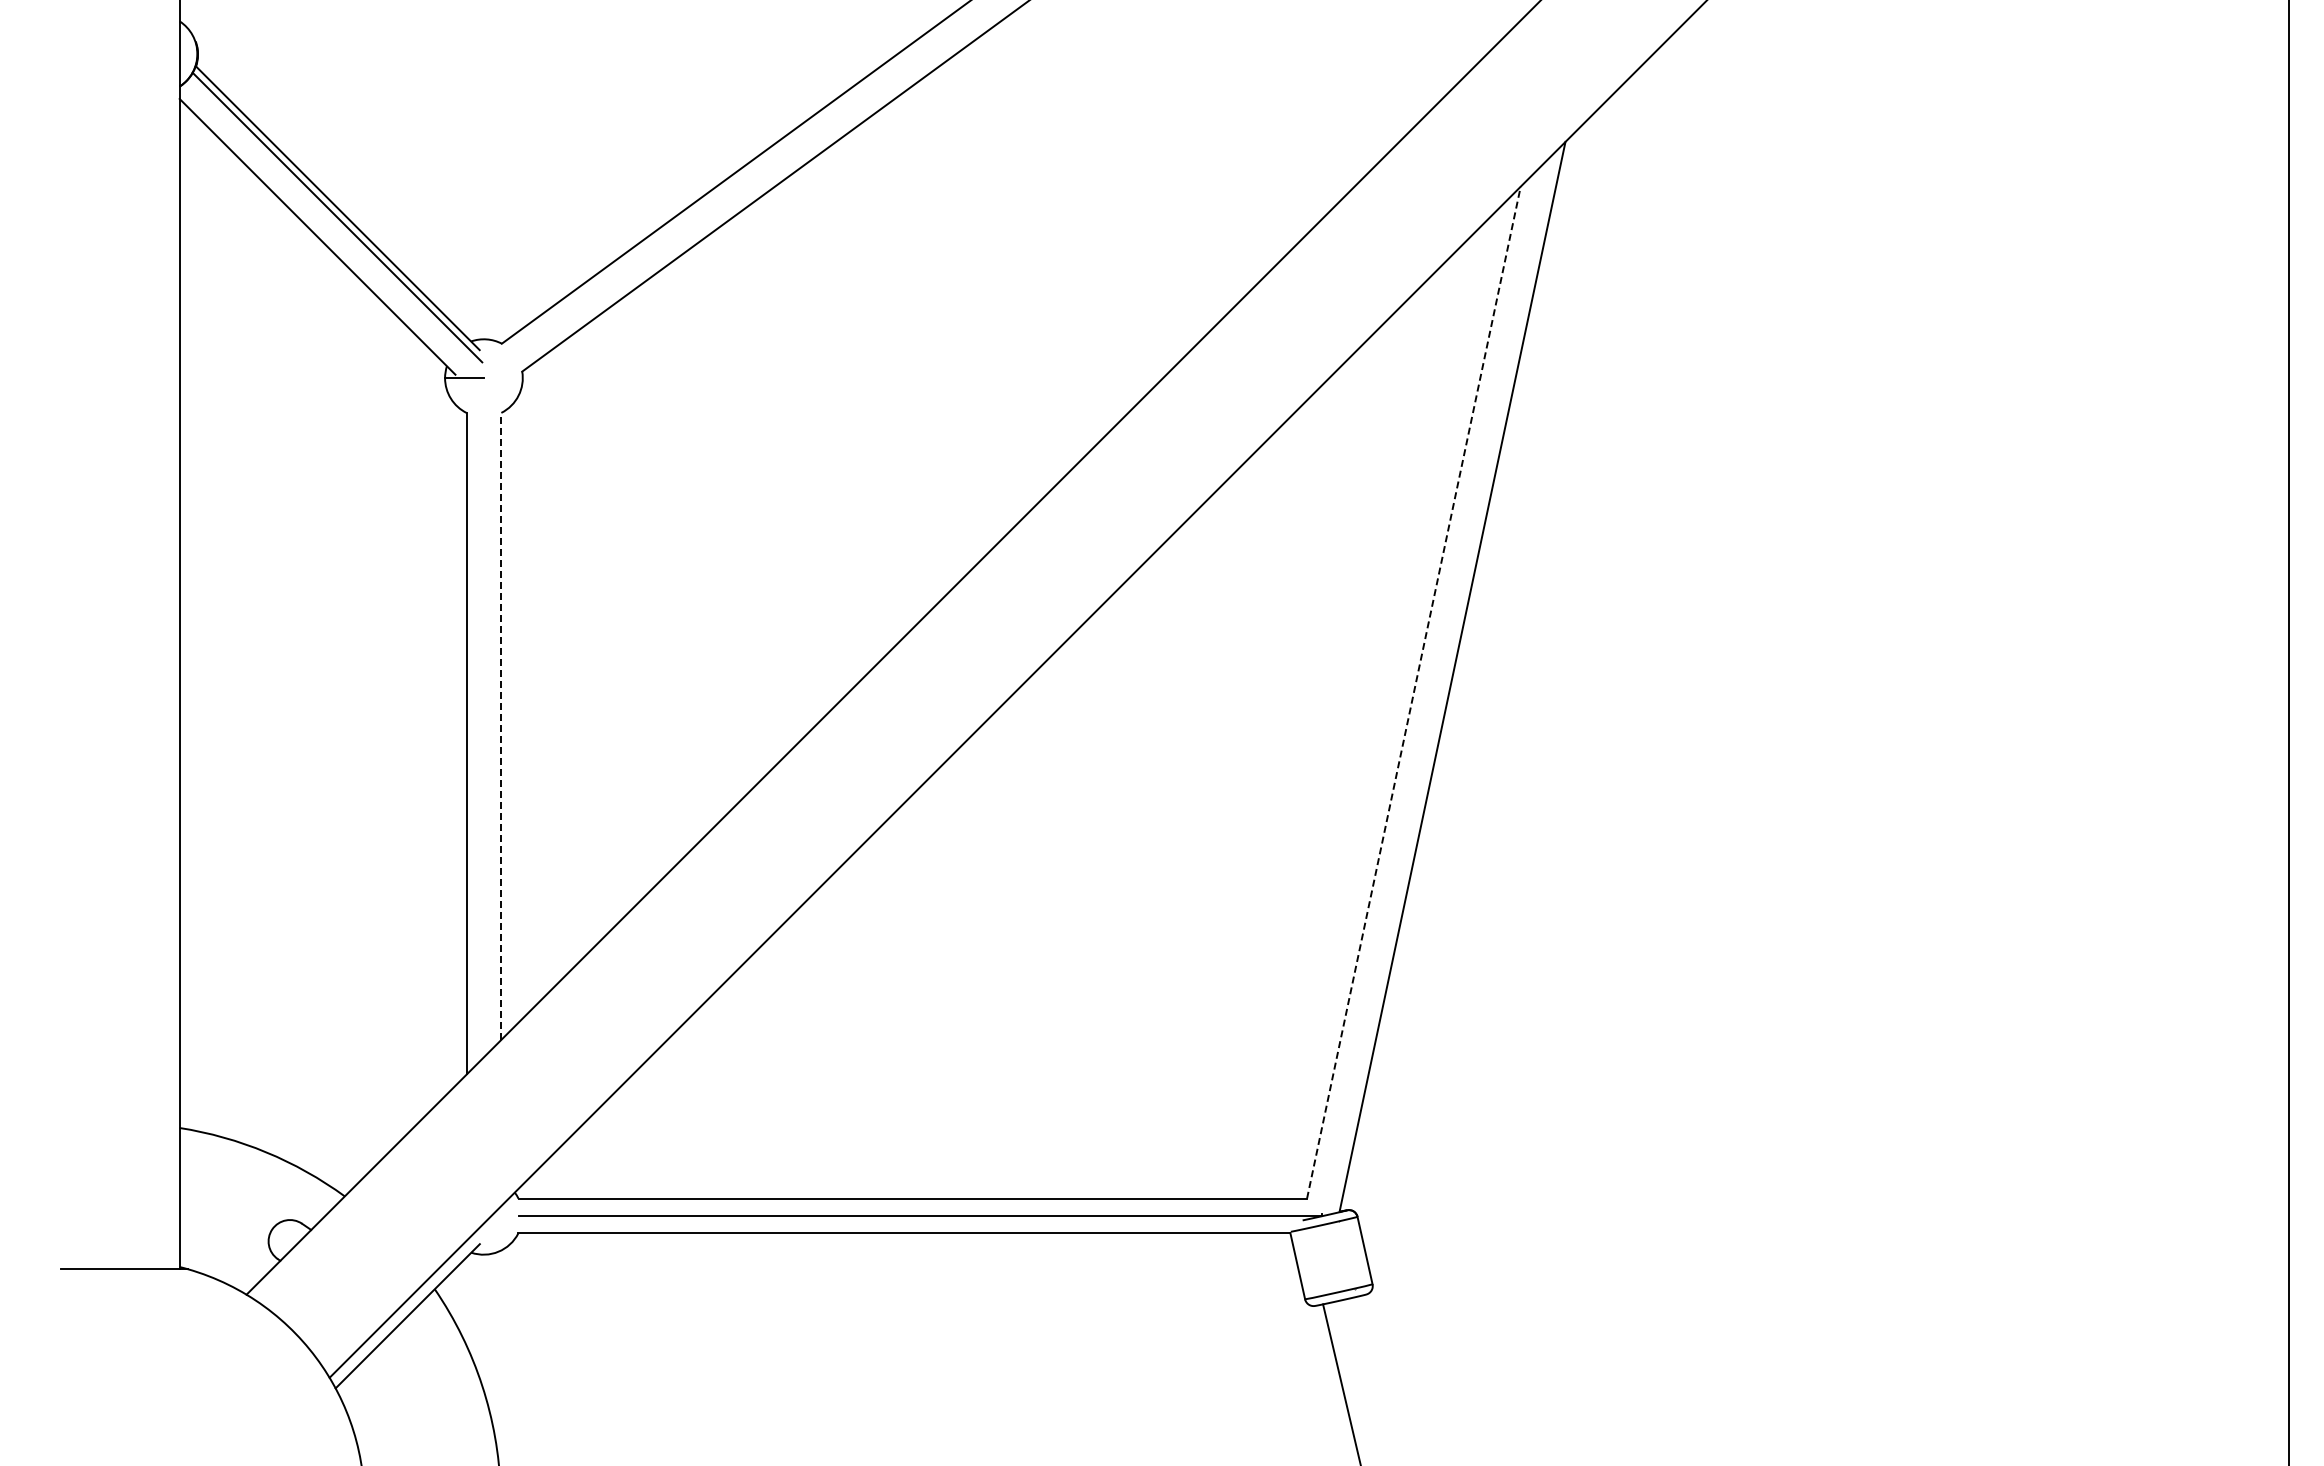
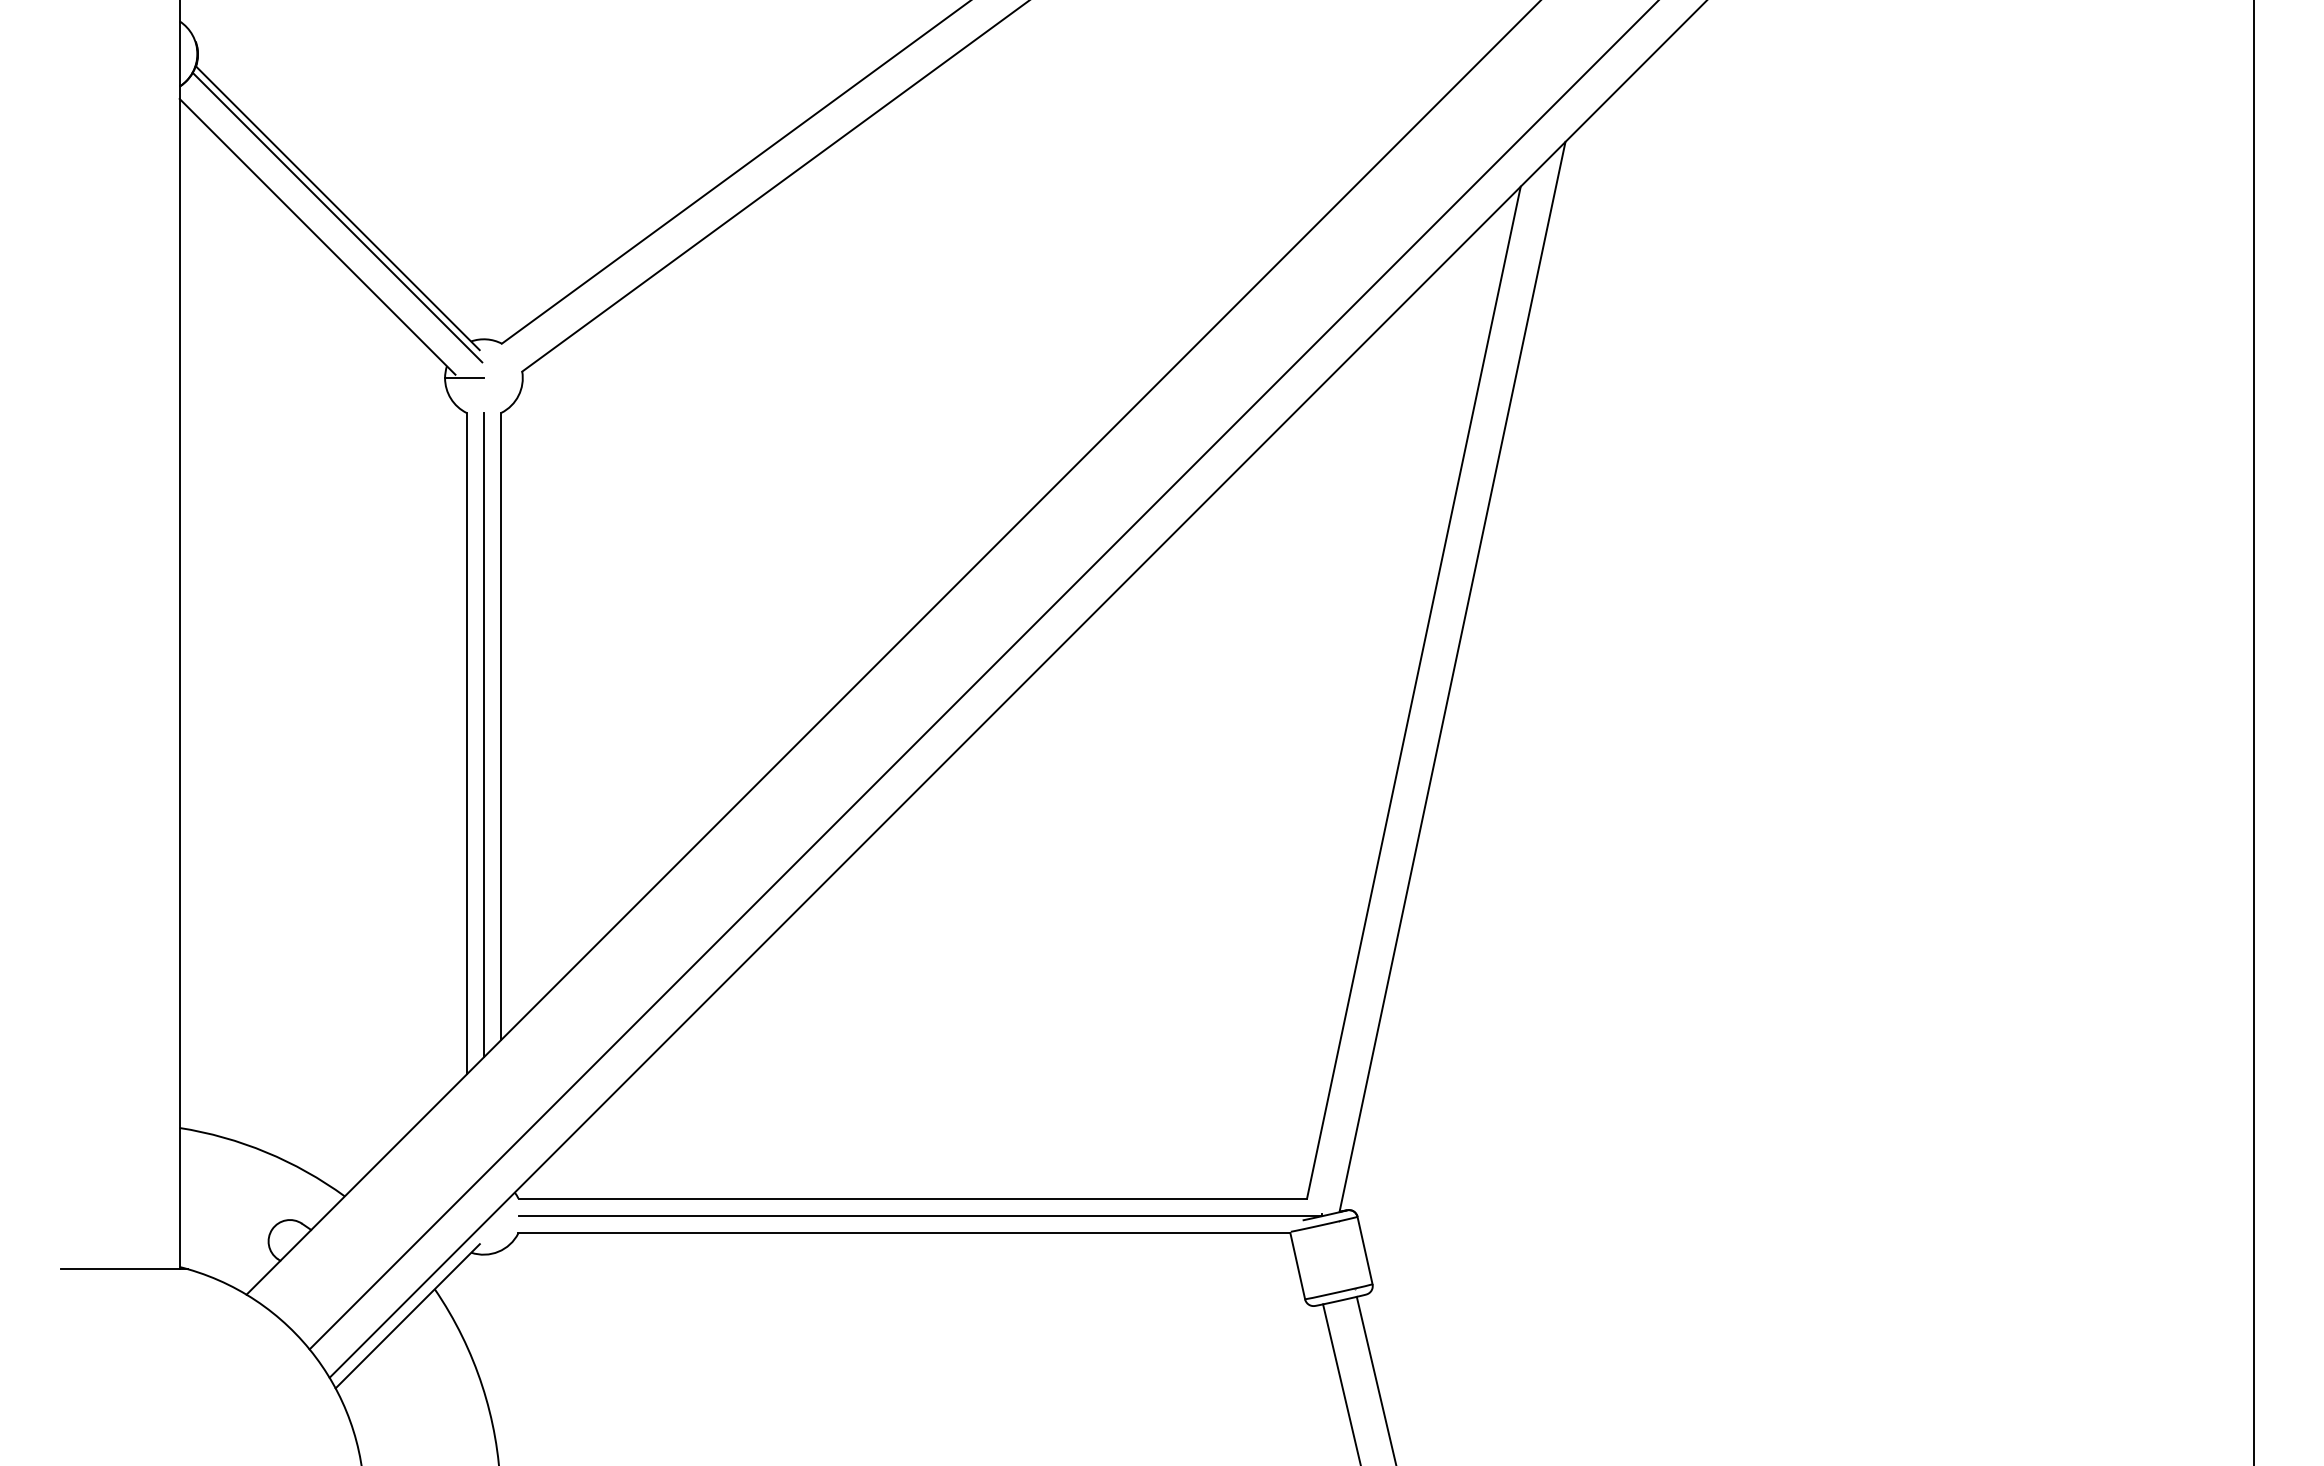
line: none -> present (982, 675)
line: dashed -> solid (1414, 692)
line: dashed -> solid (501, 725)
line position: (2289, 732) -> (2254, 732) (2254, 732)
line: none -> present (484, 734)
line: none -> present (1375, 1379)
